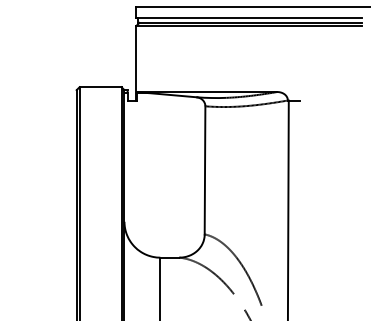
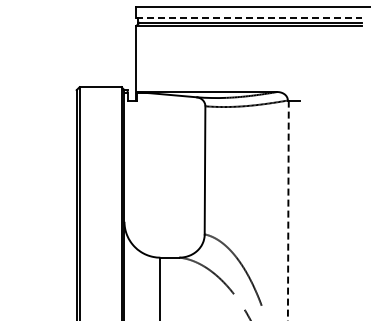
line: solid -> dashed (249, 18)
line: solid -> dashed (288, 210)
